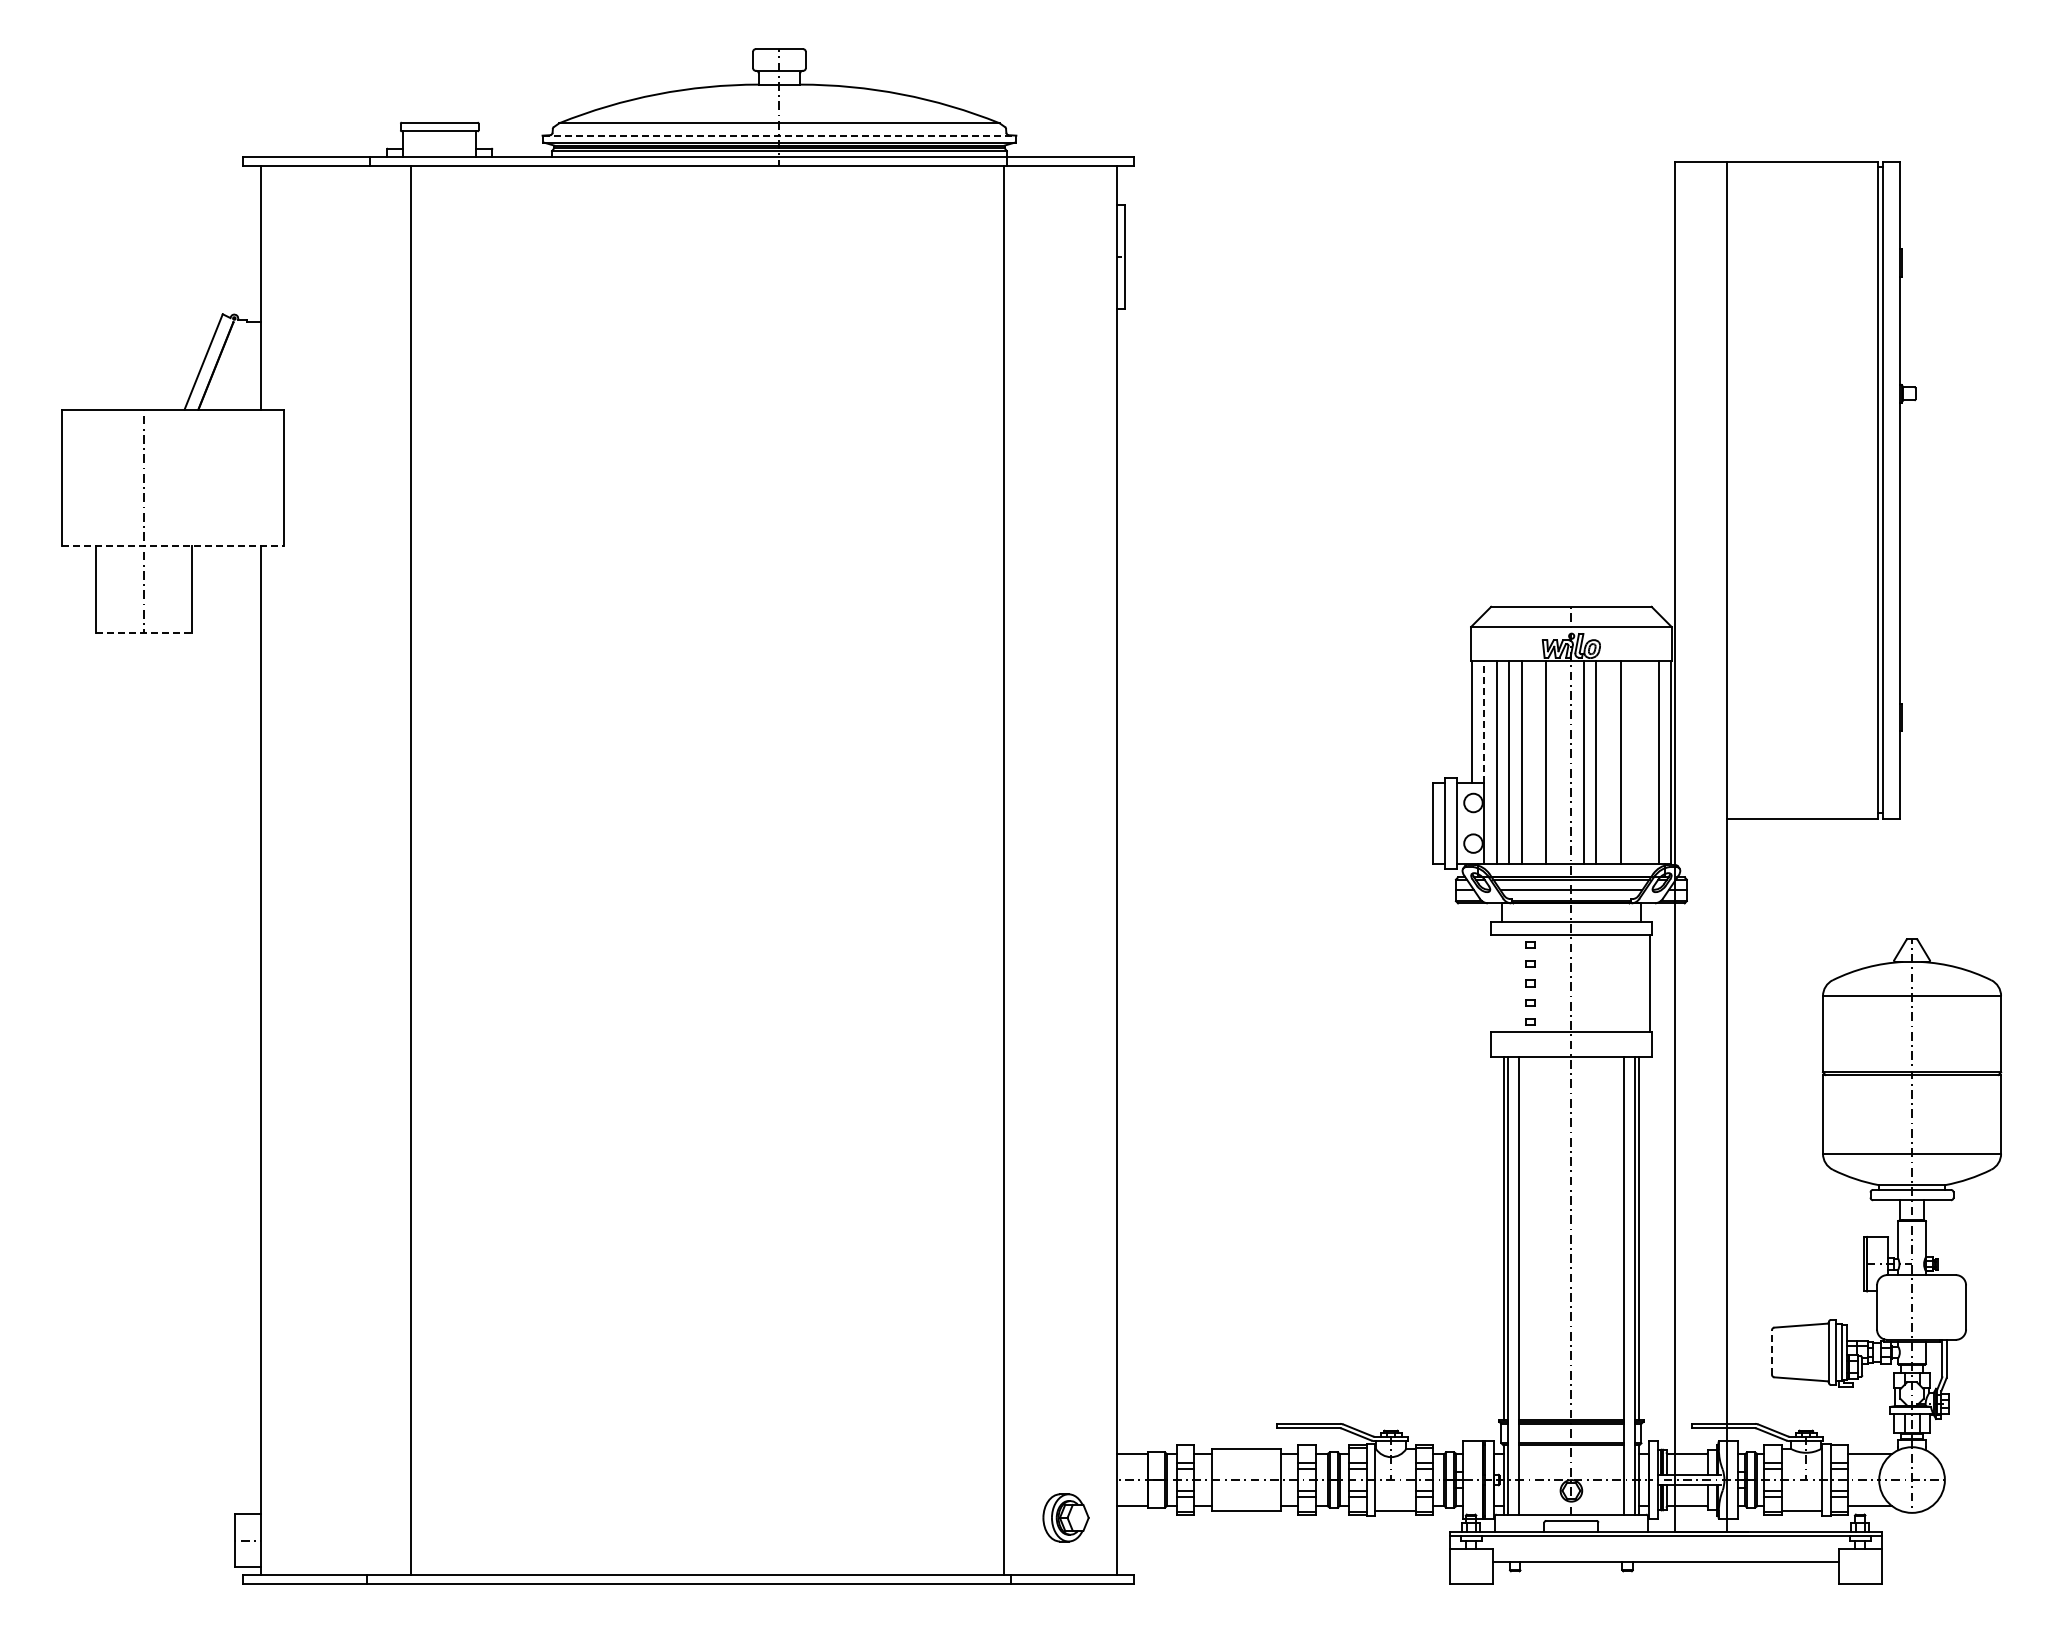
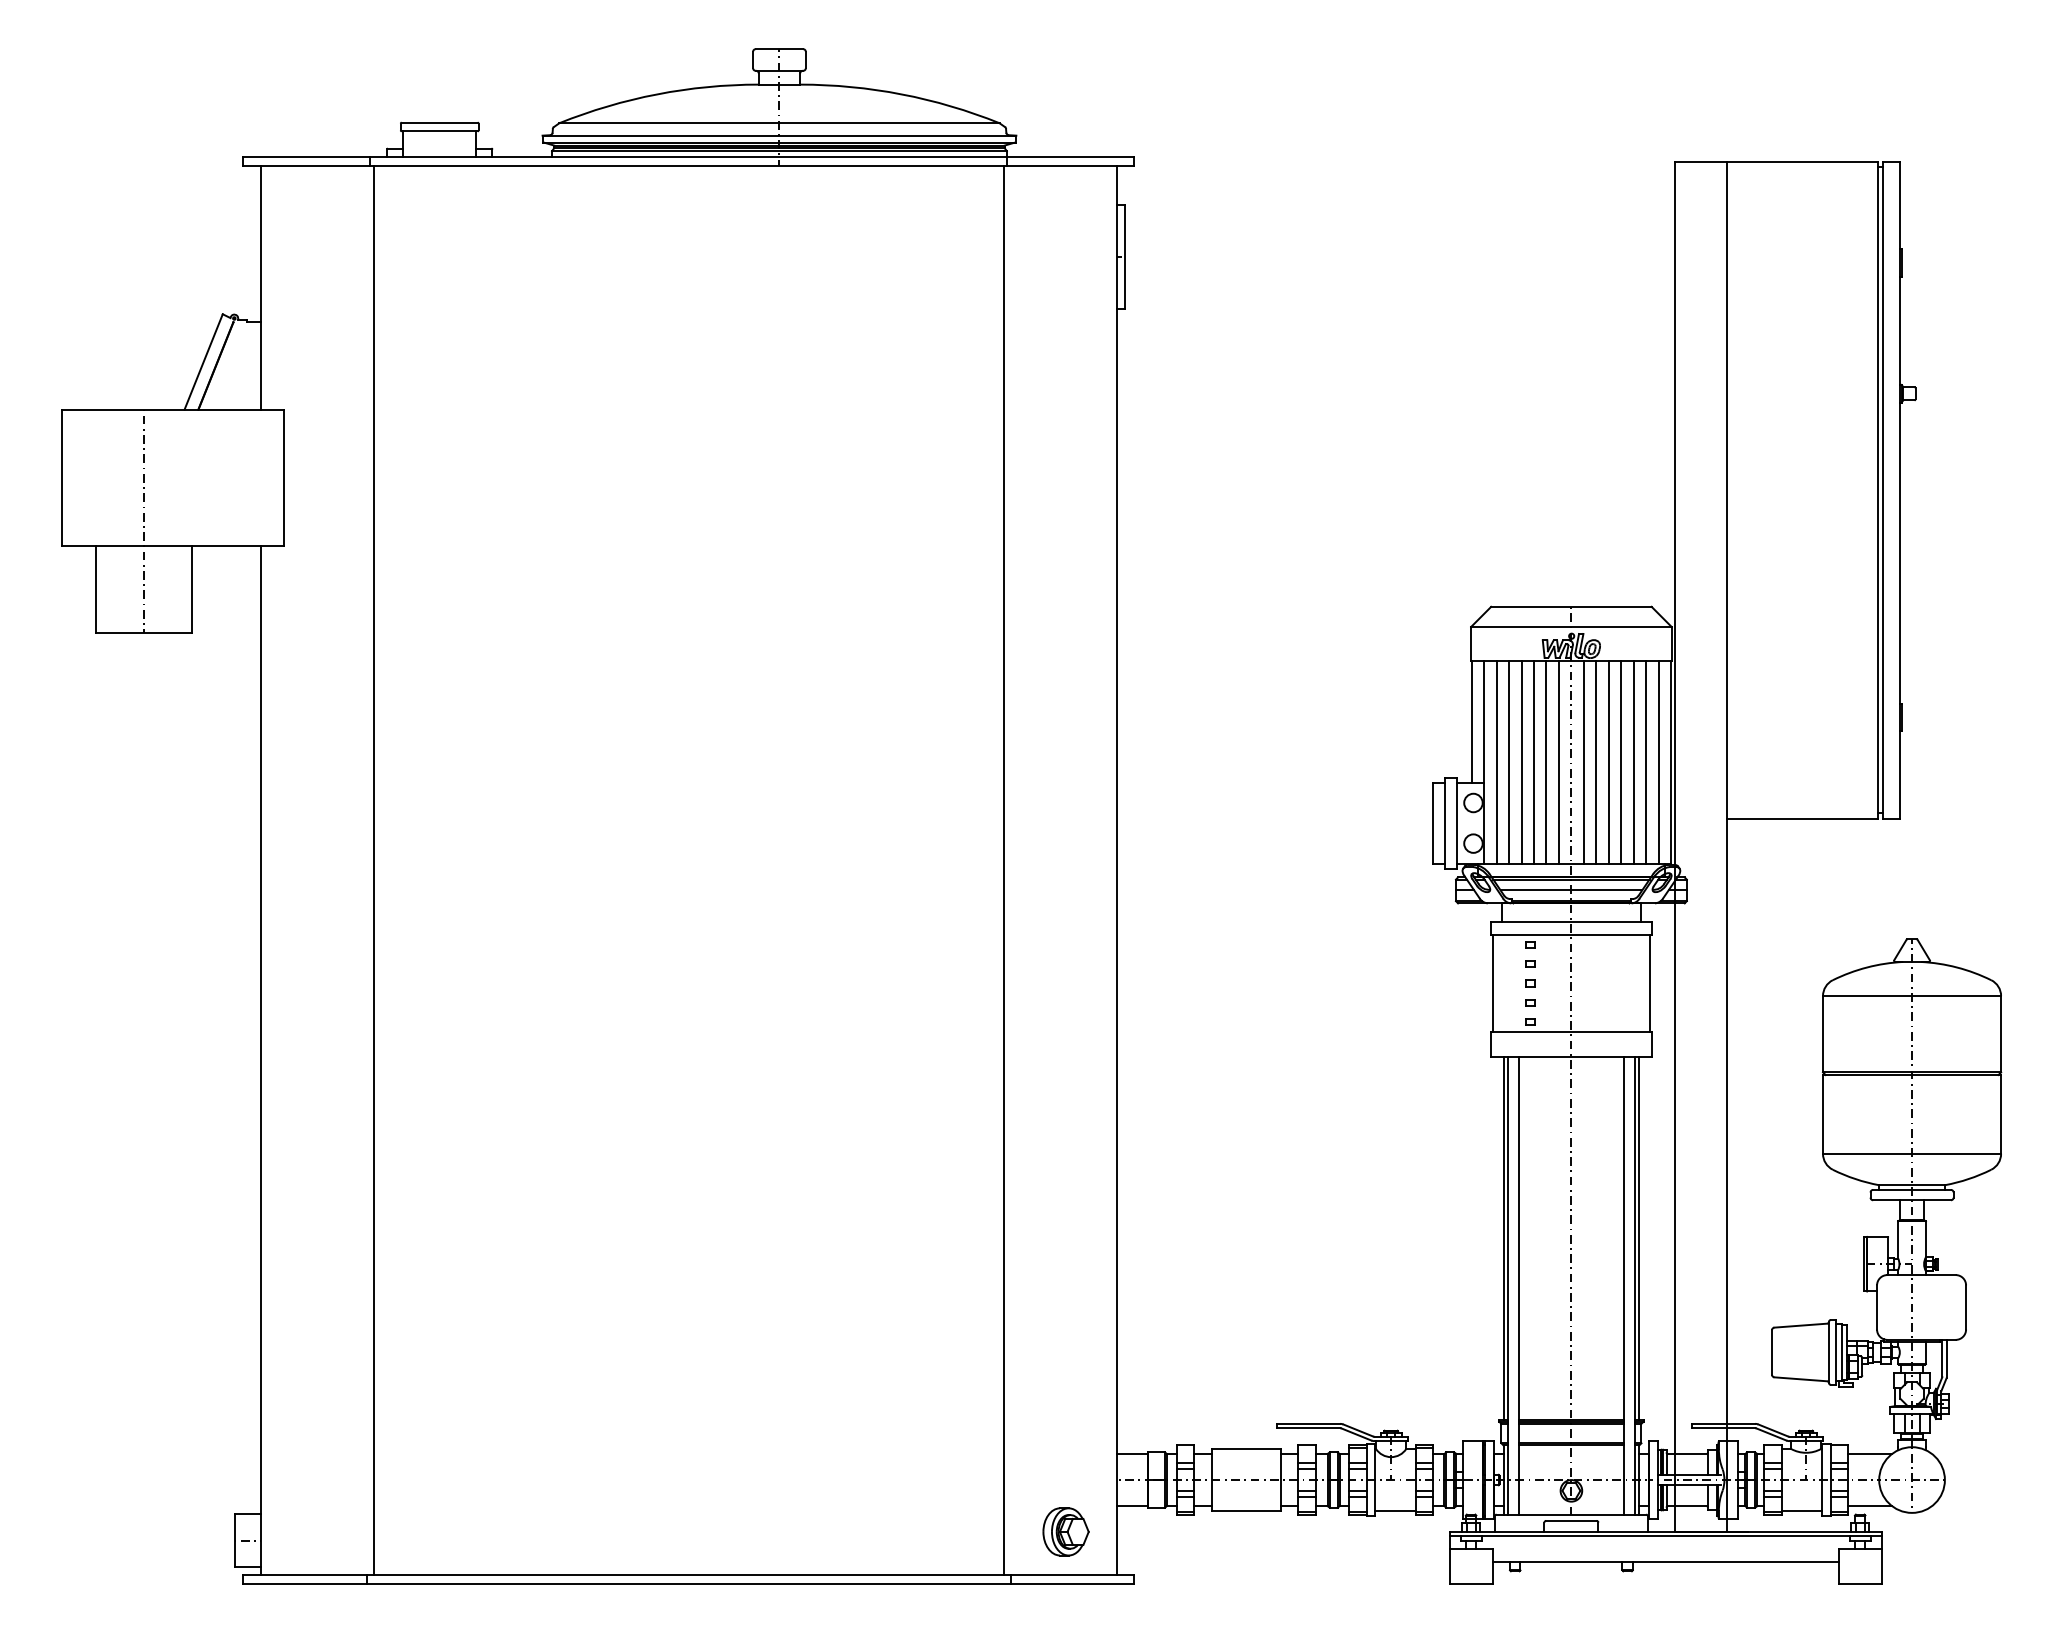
line: dashed -> solid (779, 135)
line: dashed -> solid (173, 546)
line: dashed -> solid (144, 632)
line: dashed -> solid (1484, 721)
line: none -> present (1533, 761)
line: none -> present (1558, 761)
line: none -> present (1608, 761)
line: none -> present (1633, 761)
line: none -> present (1646, 761)
line position: (410, 870) -> (373, 870) (373, 870)
line: none -> present (1493, 983)
line: dashed -> solid (1772, 1351)
part position: (1065, 1517) -> (1065, 1531) (1065, 1531)
